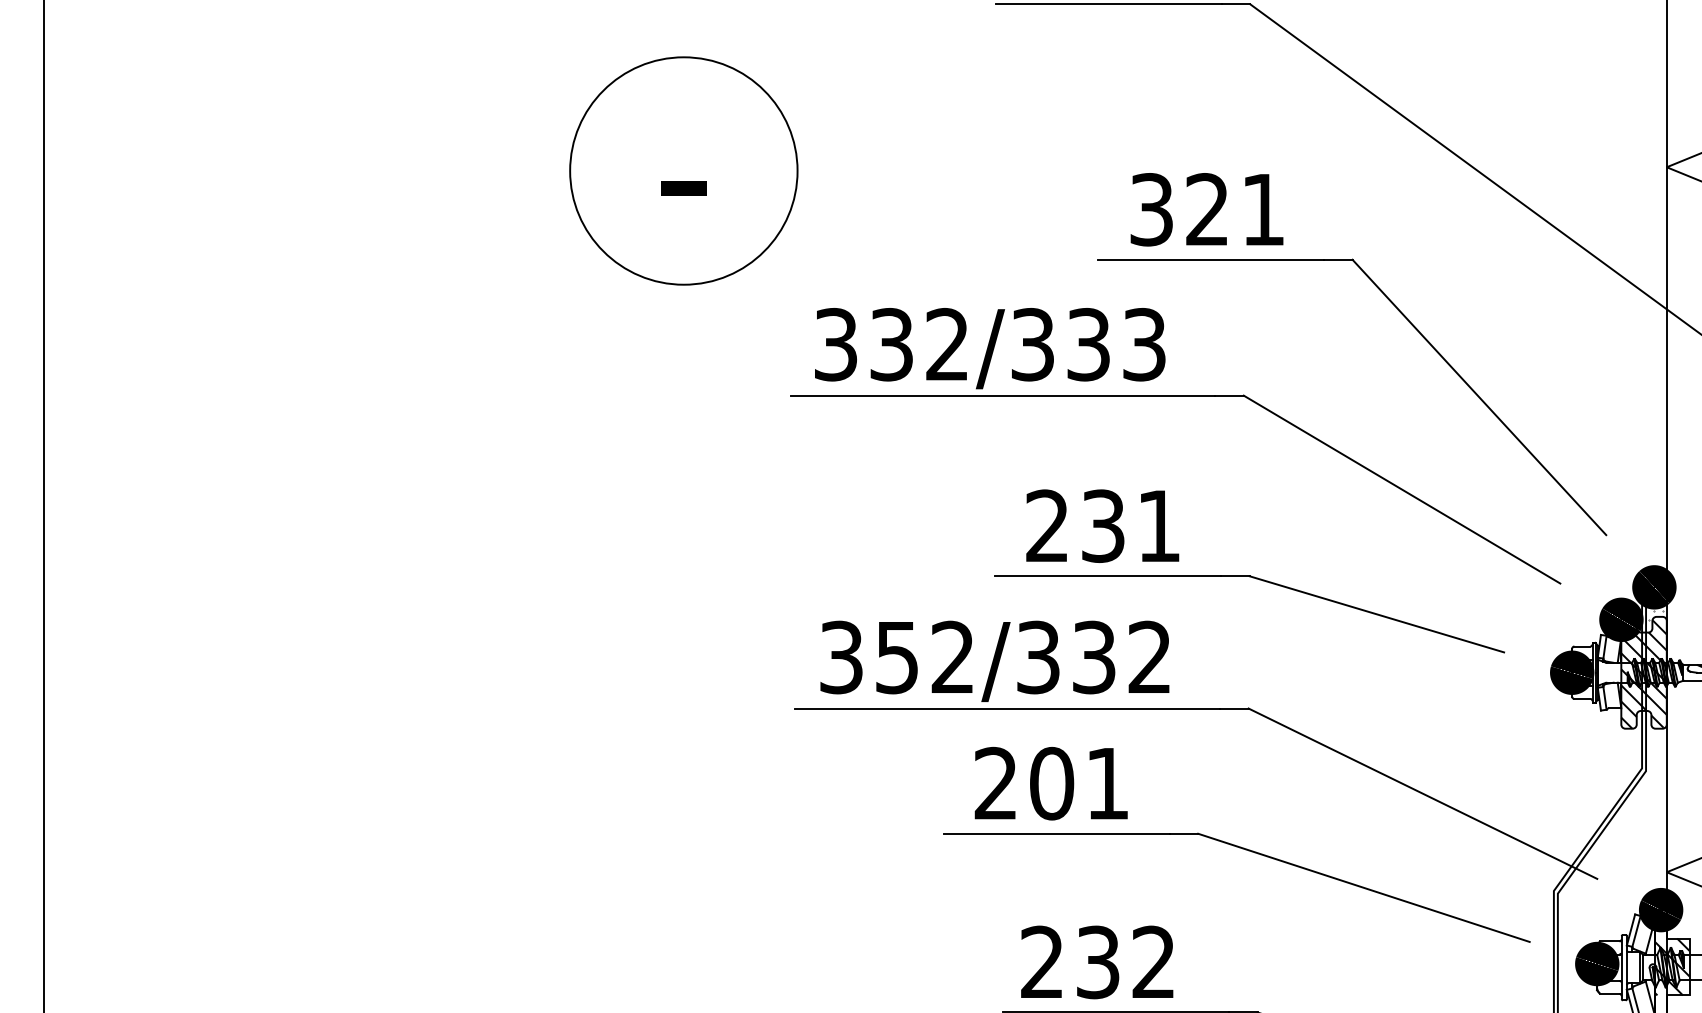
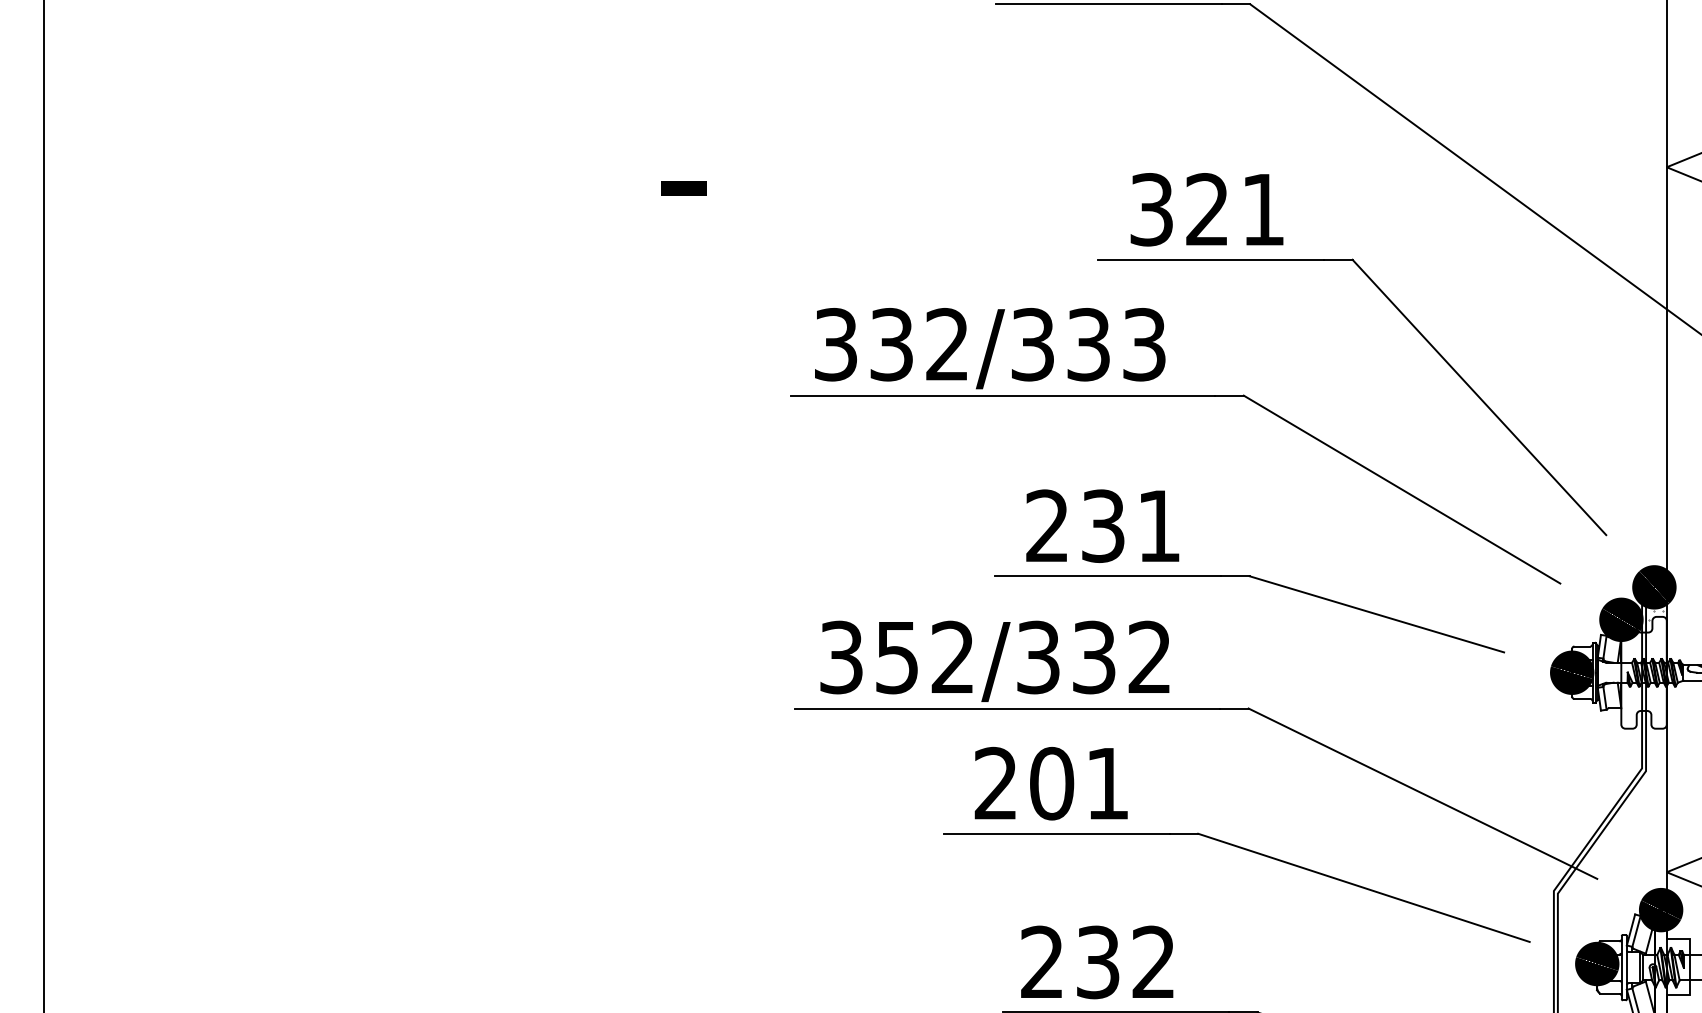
circle: present -> none (683, 170)
hatch: present -> none (1643, 674)
hatch: present -> none (1672, 966)
